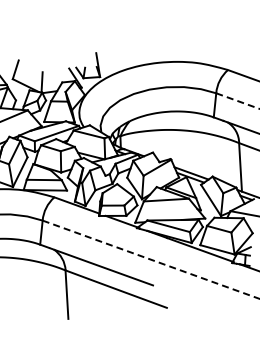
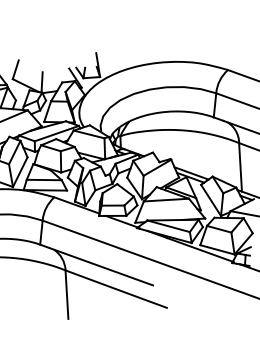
line: dashed -> solid (237, 101)
line: dashed -> solid (151, 259)
